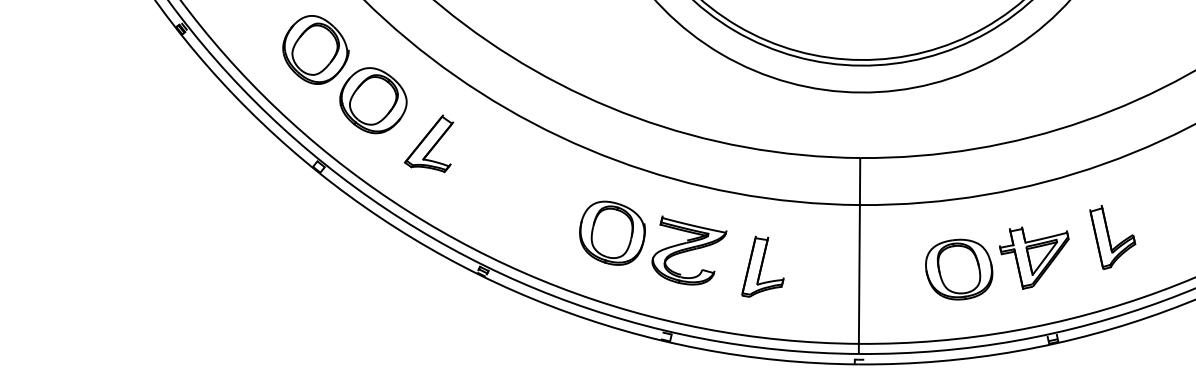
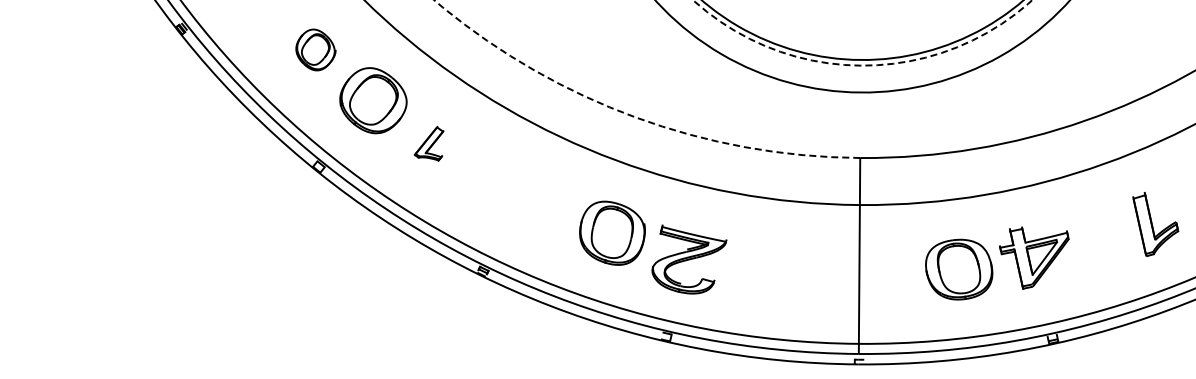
part size: 68x70 px -> 42x44 px (315, 49)
arc: solid -> dashed (861, 65)
arc: solid -> dashed (635, 117)
part size: 51x59 px -> 32x36 px (428, 143)
part position: (1112, 237) -> (1155, 224) (1155, 224)
part position: (689, 250) -> (689, 259) (689, 259)
part: present -> none (762, 266)
